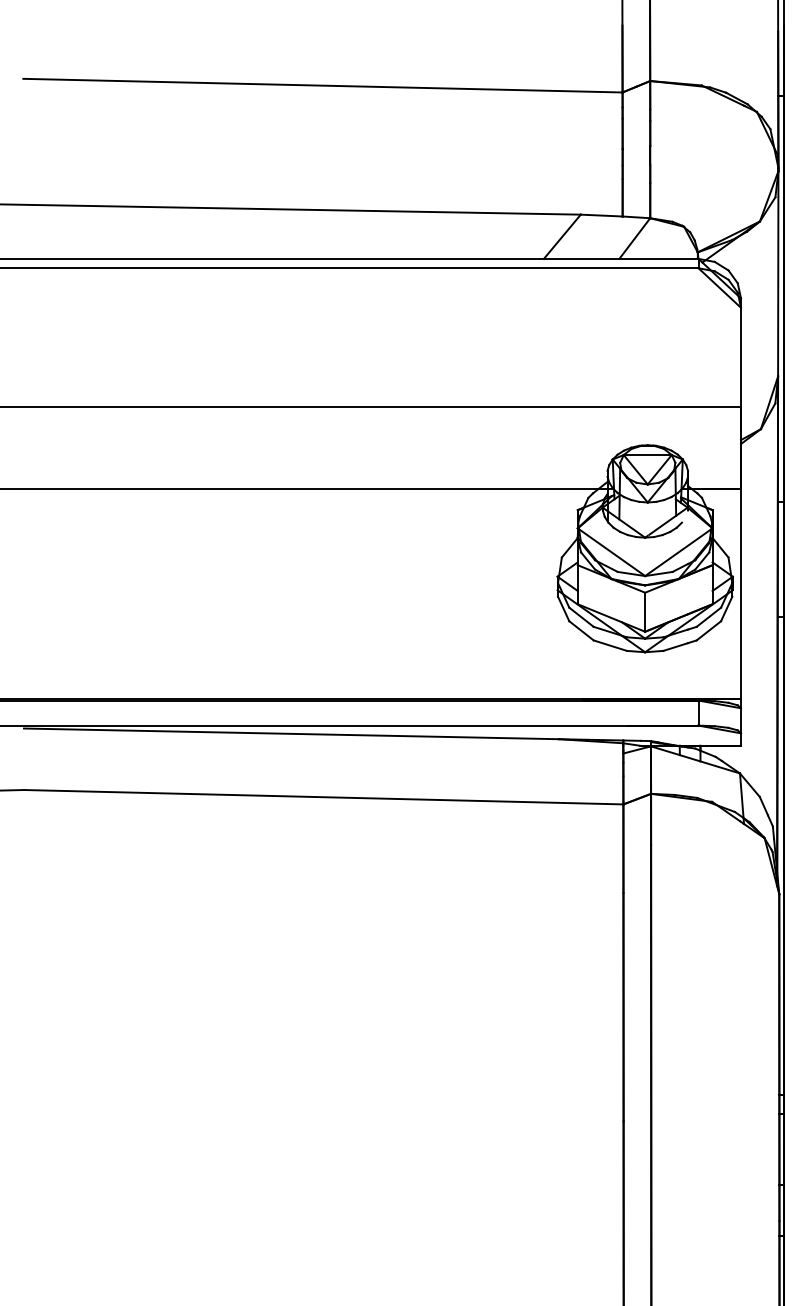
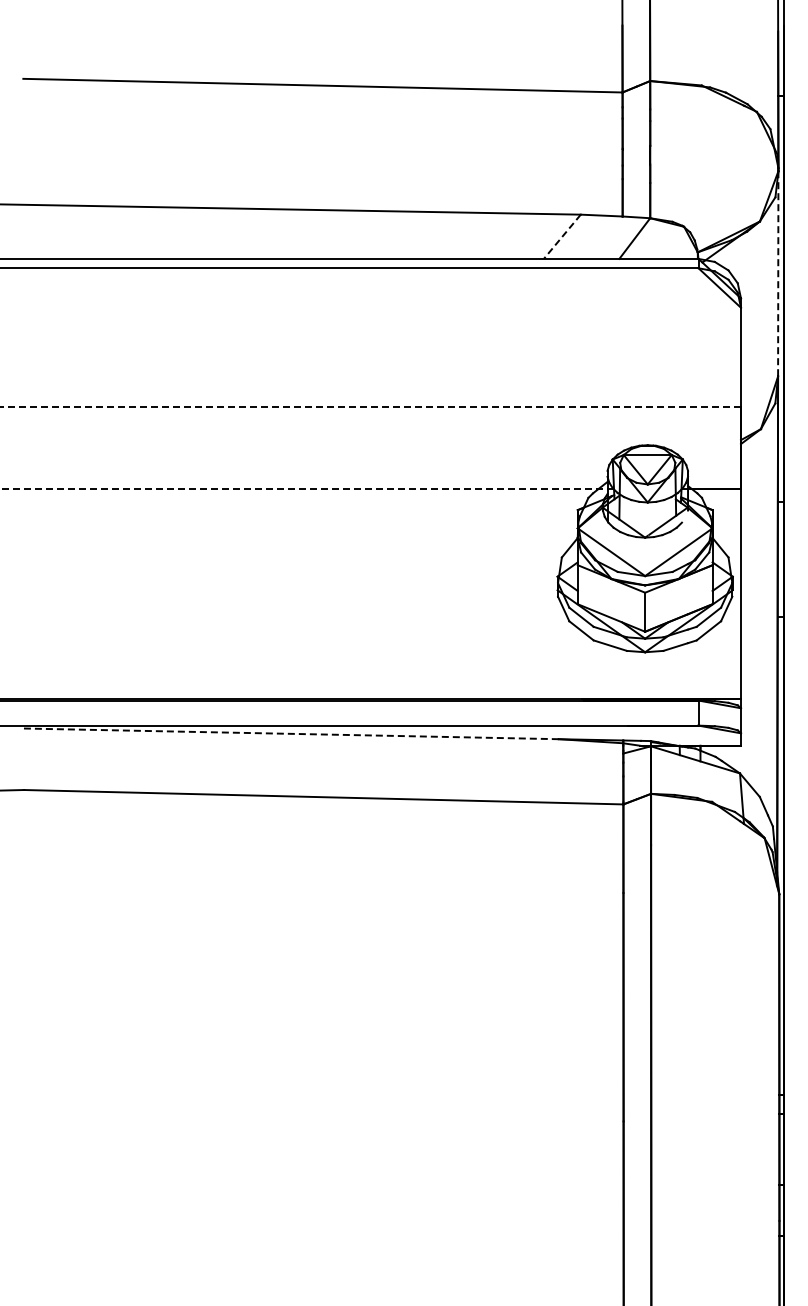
line: solid -> dashed (562, 236)
line: solid -> dashed (778, 273)
line: solid -> dashed (370, 406)
line: solid -> dashed (307, 488)
line: solid -> dashed (290, 733)
